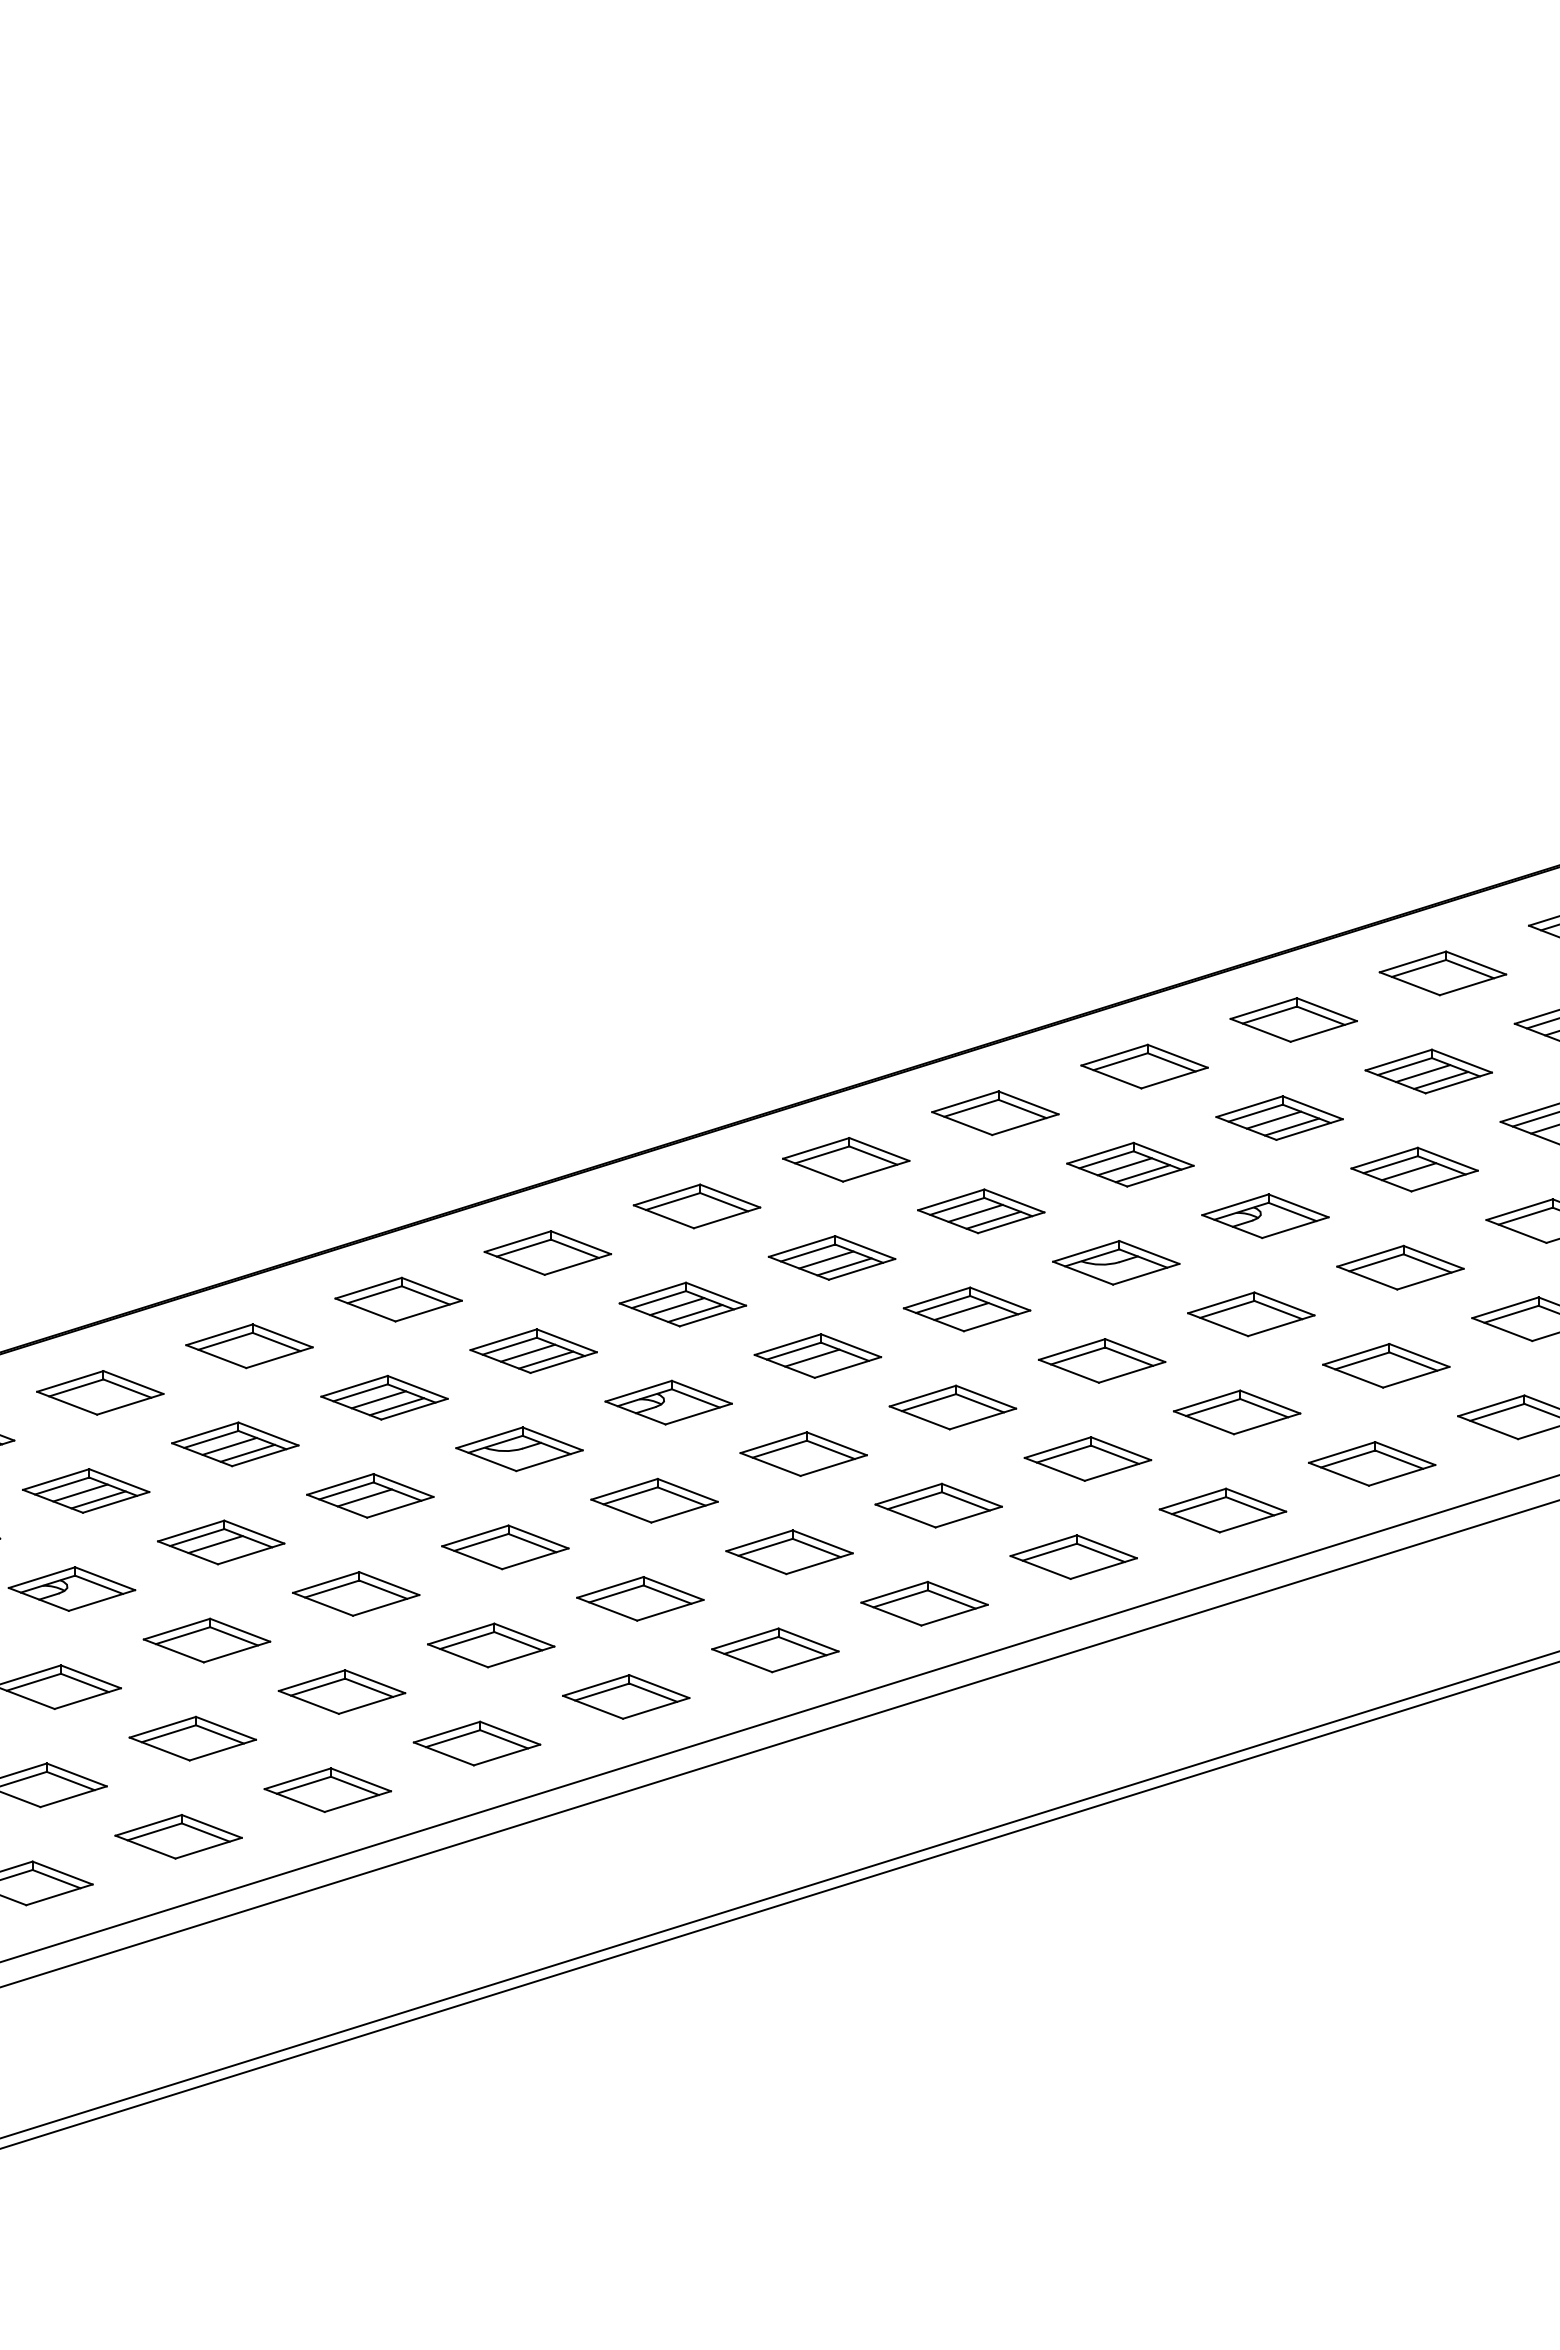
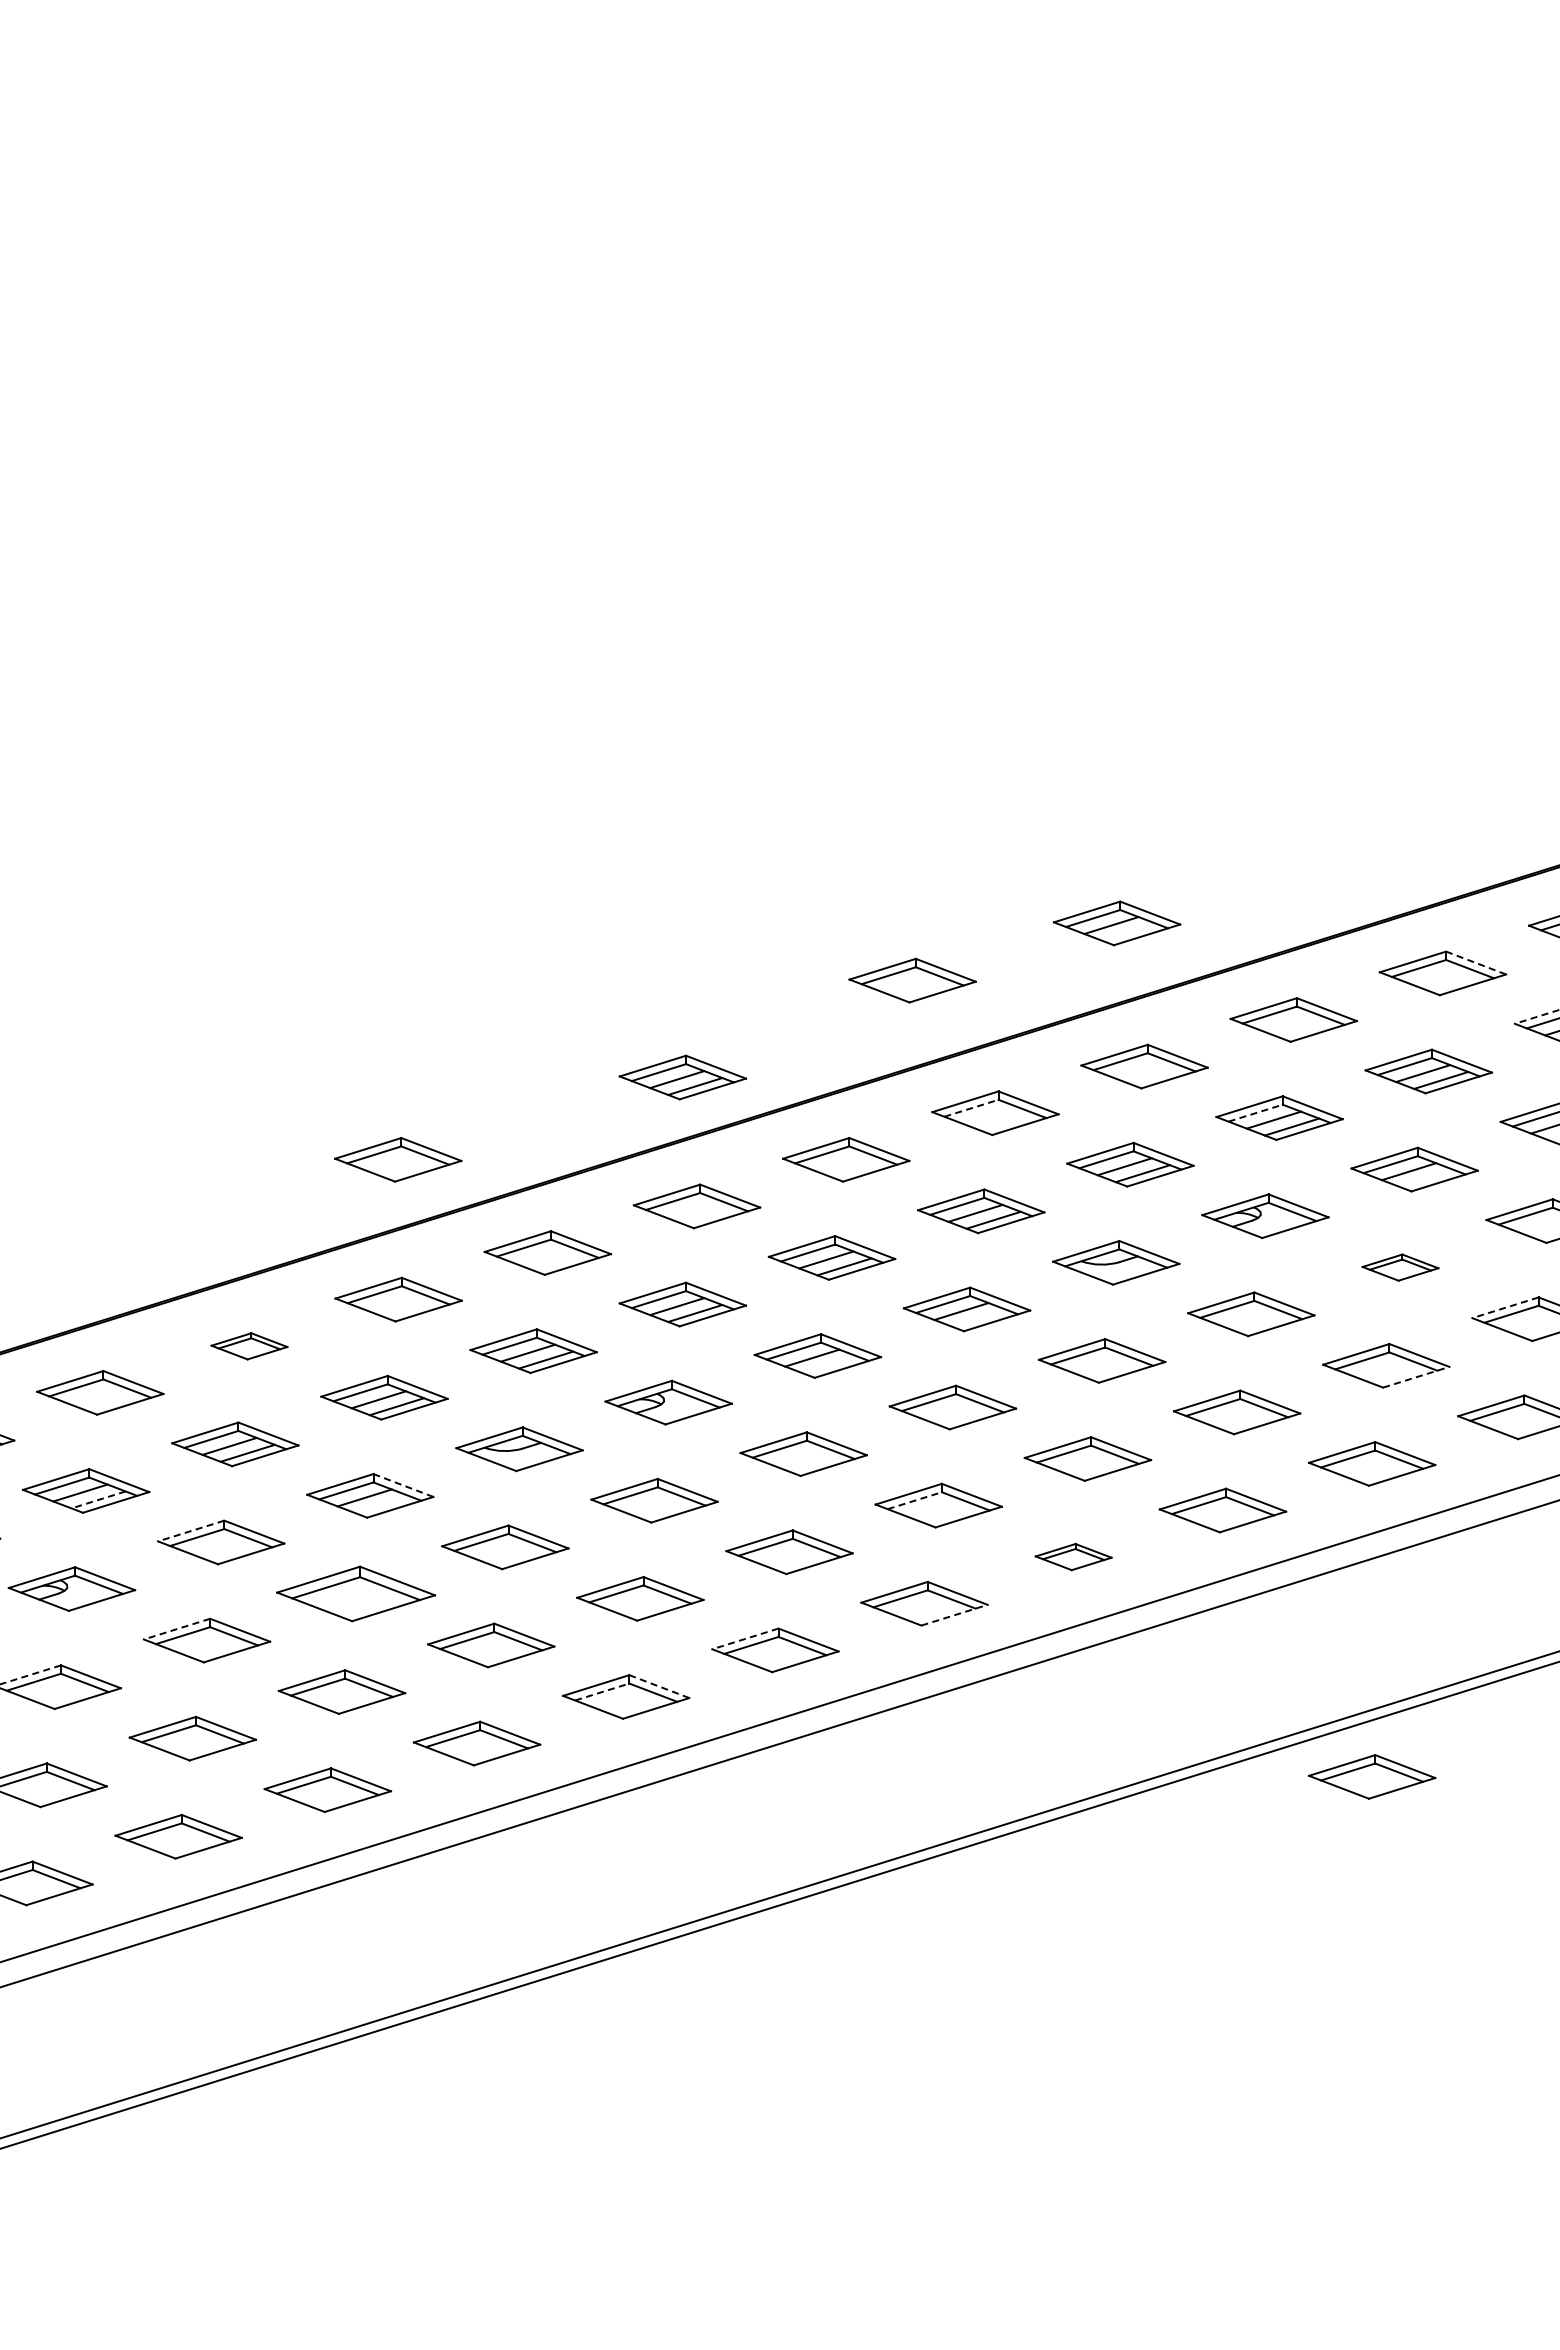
part: none -> present (1116, 923)
line: solid -> dashed (1475, 962)
part: none -> present (912, 980)
line: solid -> dashed (1536, 1017)
part: none -> present (682, 1077)
line: solid -> dashed (971, 1108)
line: solid -> dashed (1256, 1113)
part: none -> present (398, 1159)
part size: 129x47 px -> 79x29 px (1400, 1267)
line: solid -> dashed (1505, 1307)
part size: 129x47 px -> 79x29 px (249, 1346)
line: solid -> dashed (1416, 1377)
line: solid -> dashed (403, 1485)
line: solid -> dashed (98, 1500)
line: solid -> dashed (915, 1500)
line: solid -> dashed (191, 1531)
line: present -> none (215, 1544)
part size: 129x46 px -> 79x29 px (1073, 1557)
part size: 129x46 px -> 161x58 px (356, 1593)
line: solid -> dashed (954, 1615)
line: solid -> dashed (177, 1629)
line: solid -> dashed (745, 1638)
line: solid -> dashed (30, 1674)
line: solid -> dashed (658, 1686)
line: solid -> dashed (602, 1691)
part: none -> present (1372, 1776)
